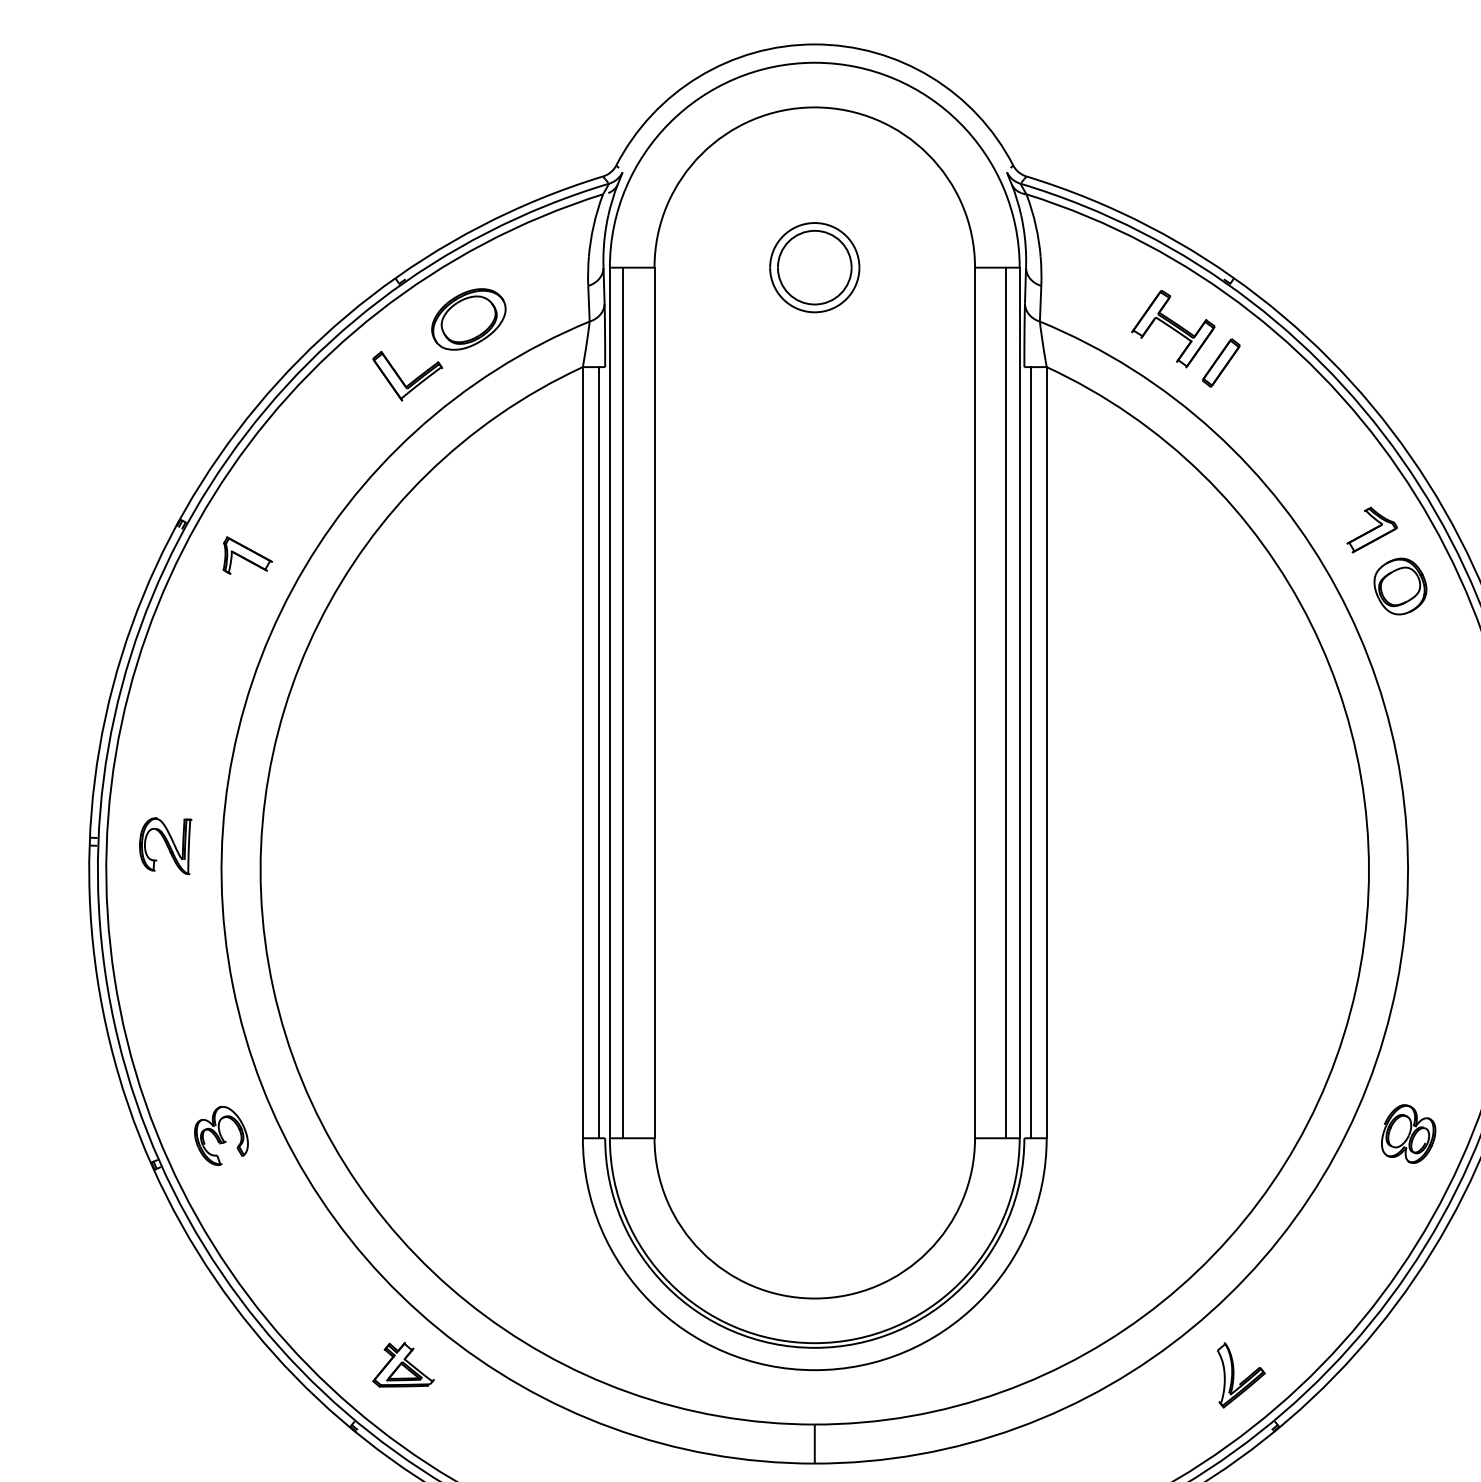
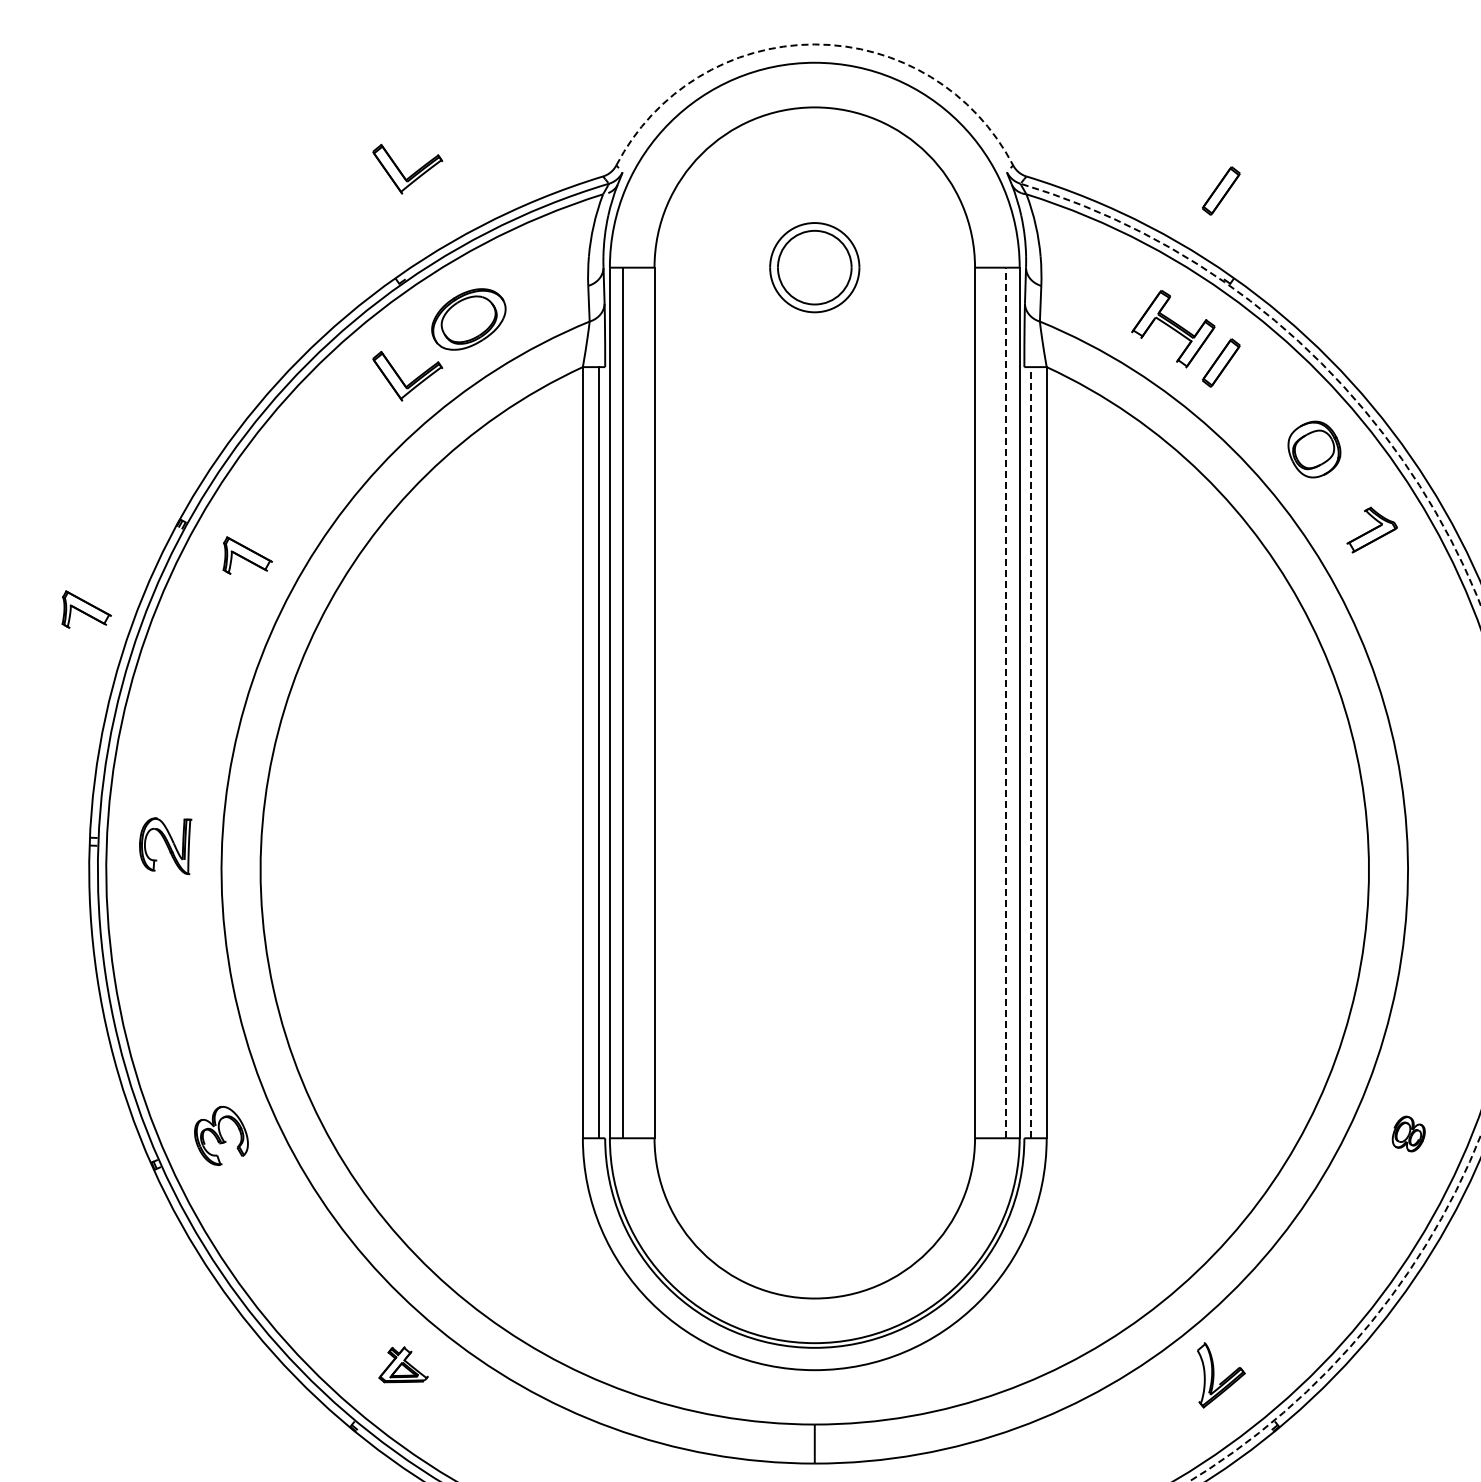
arc: solid -> dashed (814, 44)
part: none -> present (401, 171)
part: none -> present (1221, 190)
arc: solid -> dashed (1440, 520)
part position: (1400, 586) -> (1314, 449) (1314, 449)
part: none -> present (86, 609)
line: solid -> dashed (1006, 702)
line: solid -> dashed (1031, 752)
part size: 56x60 px -> 35x38 px (1408, 1133)
part size: 63x47 px -> 51x38 px (403, 1364)
part position: (1241, 1375) -> (1221, 1375) (1221, 1375)
